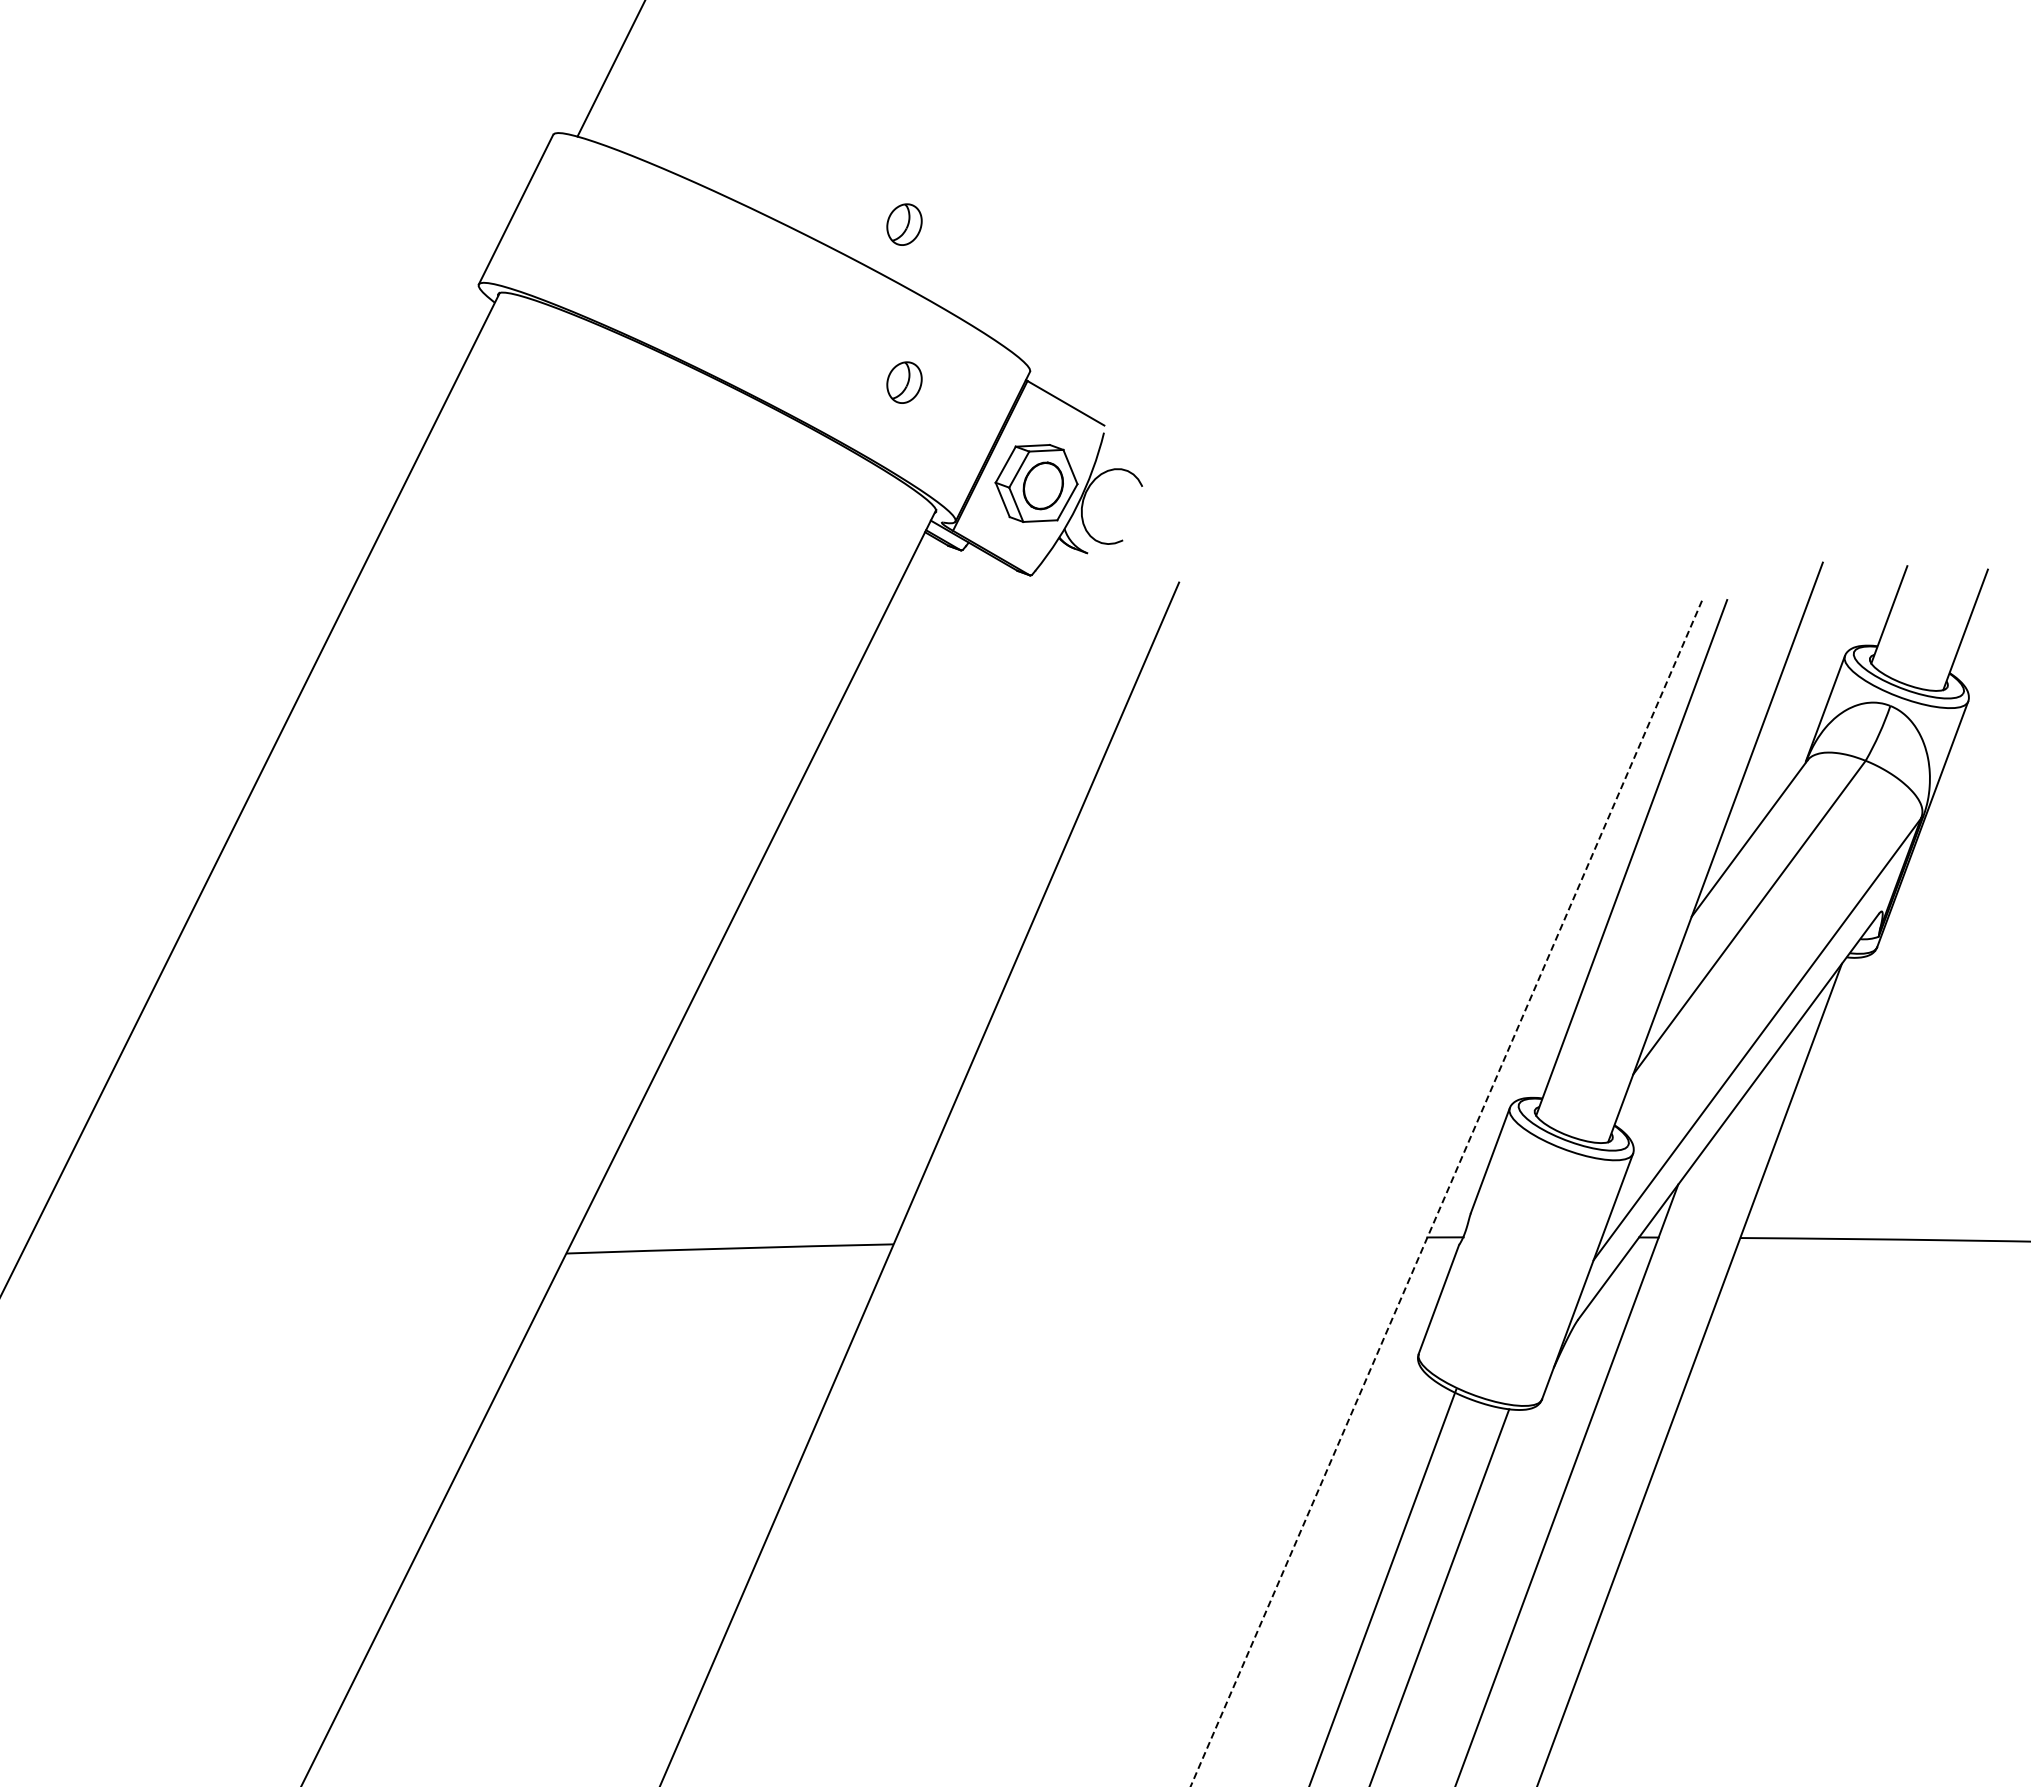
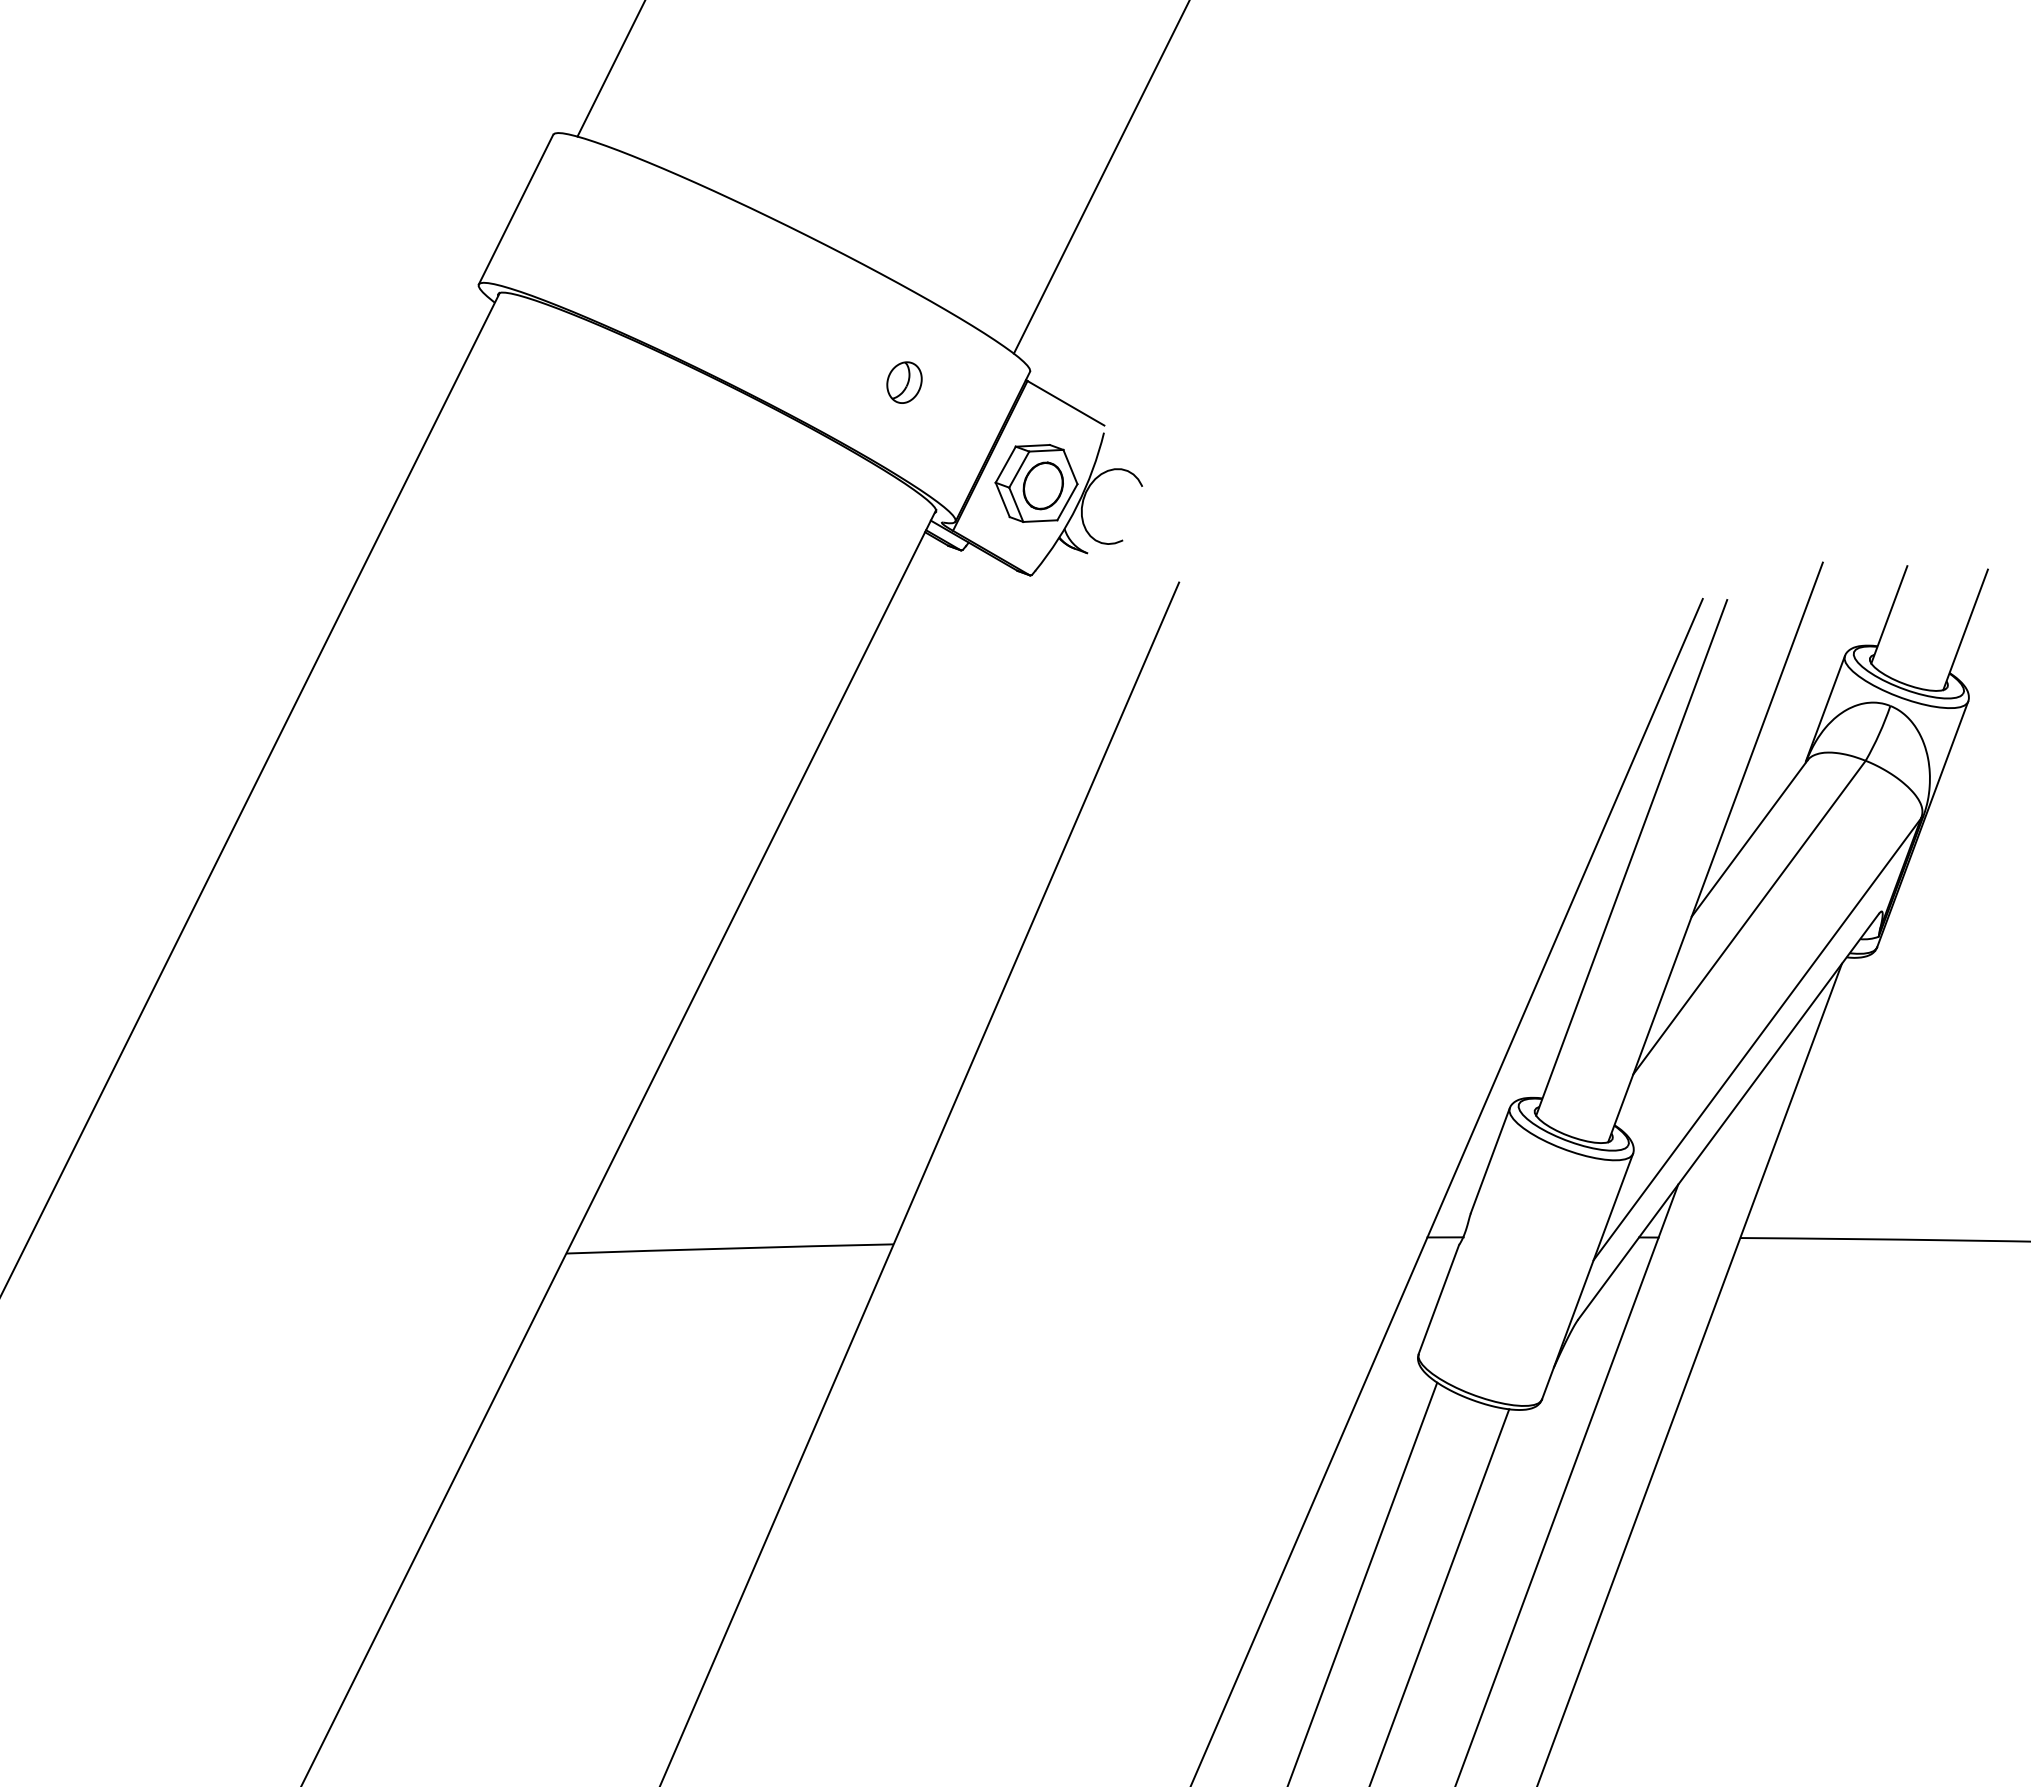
line: none -> present (1100, 177)
part: present -> none (904, 224)
line: dashed -> solid (1447, 1192)
line position: (1383, 1586) -> (1362, 1582) (1362, 1582)
